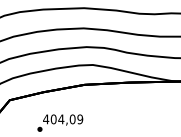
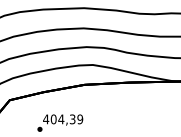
text: 404,09 -> 404,39 (72, 119)
